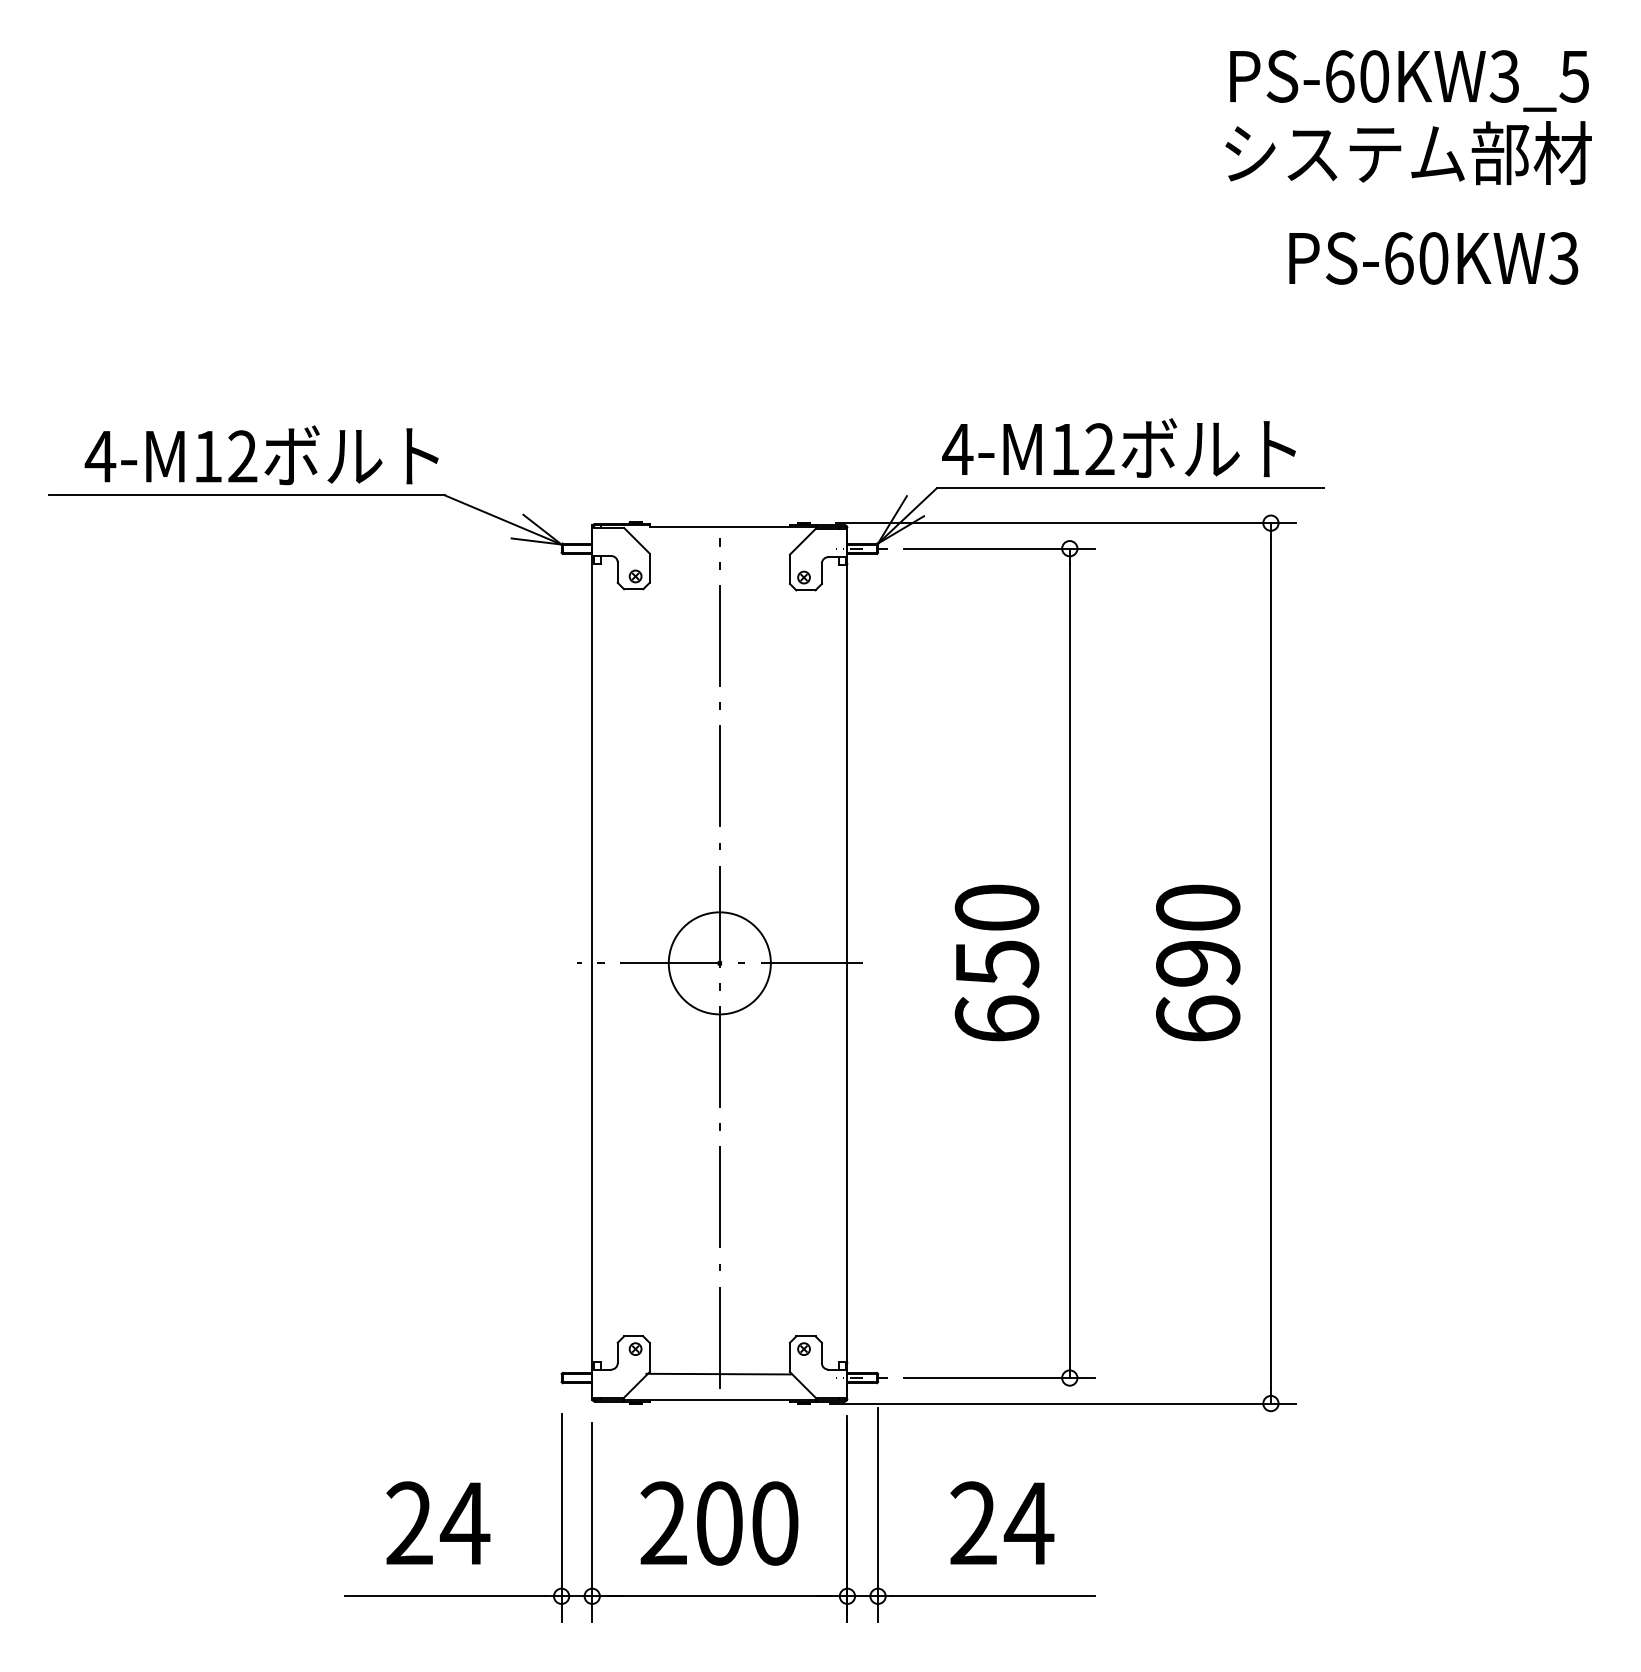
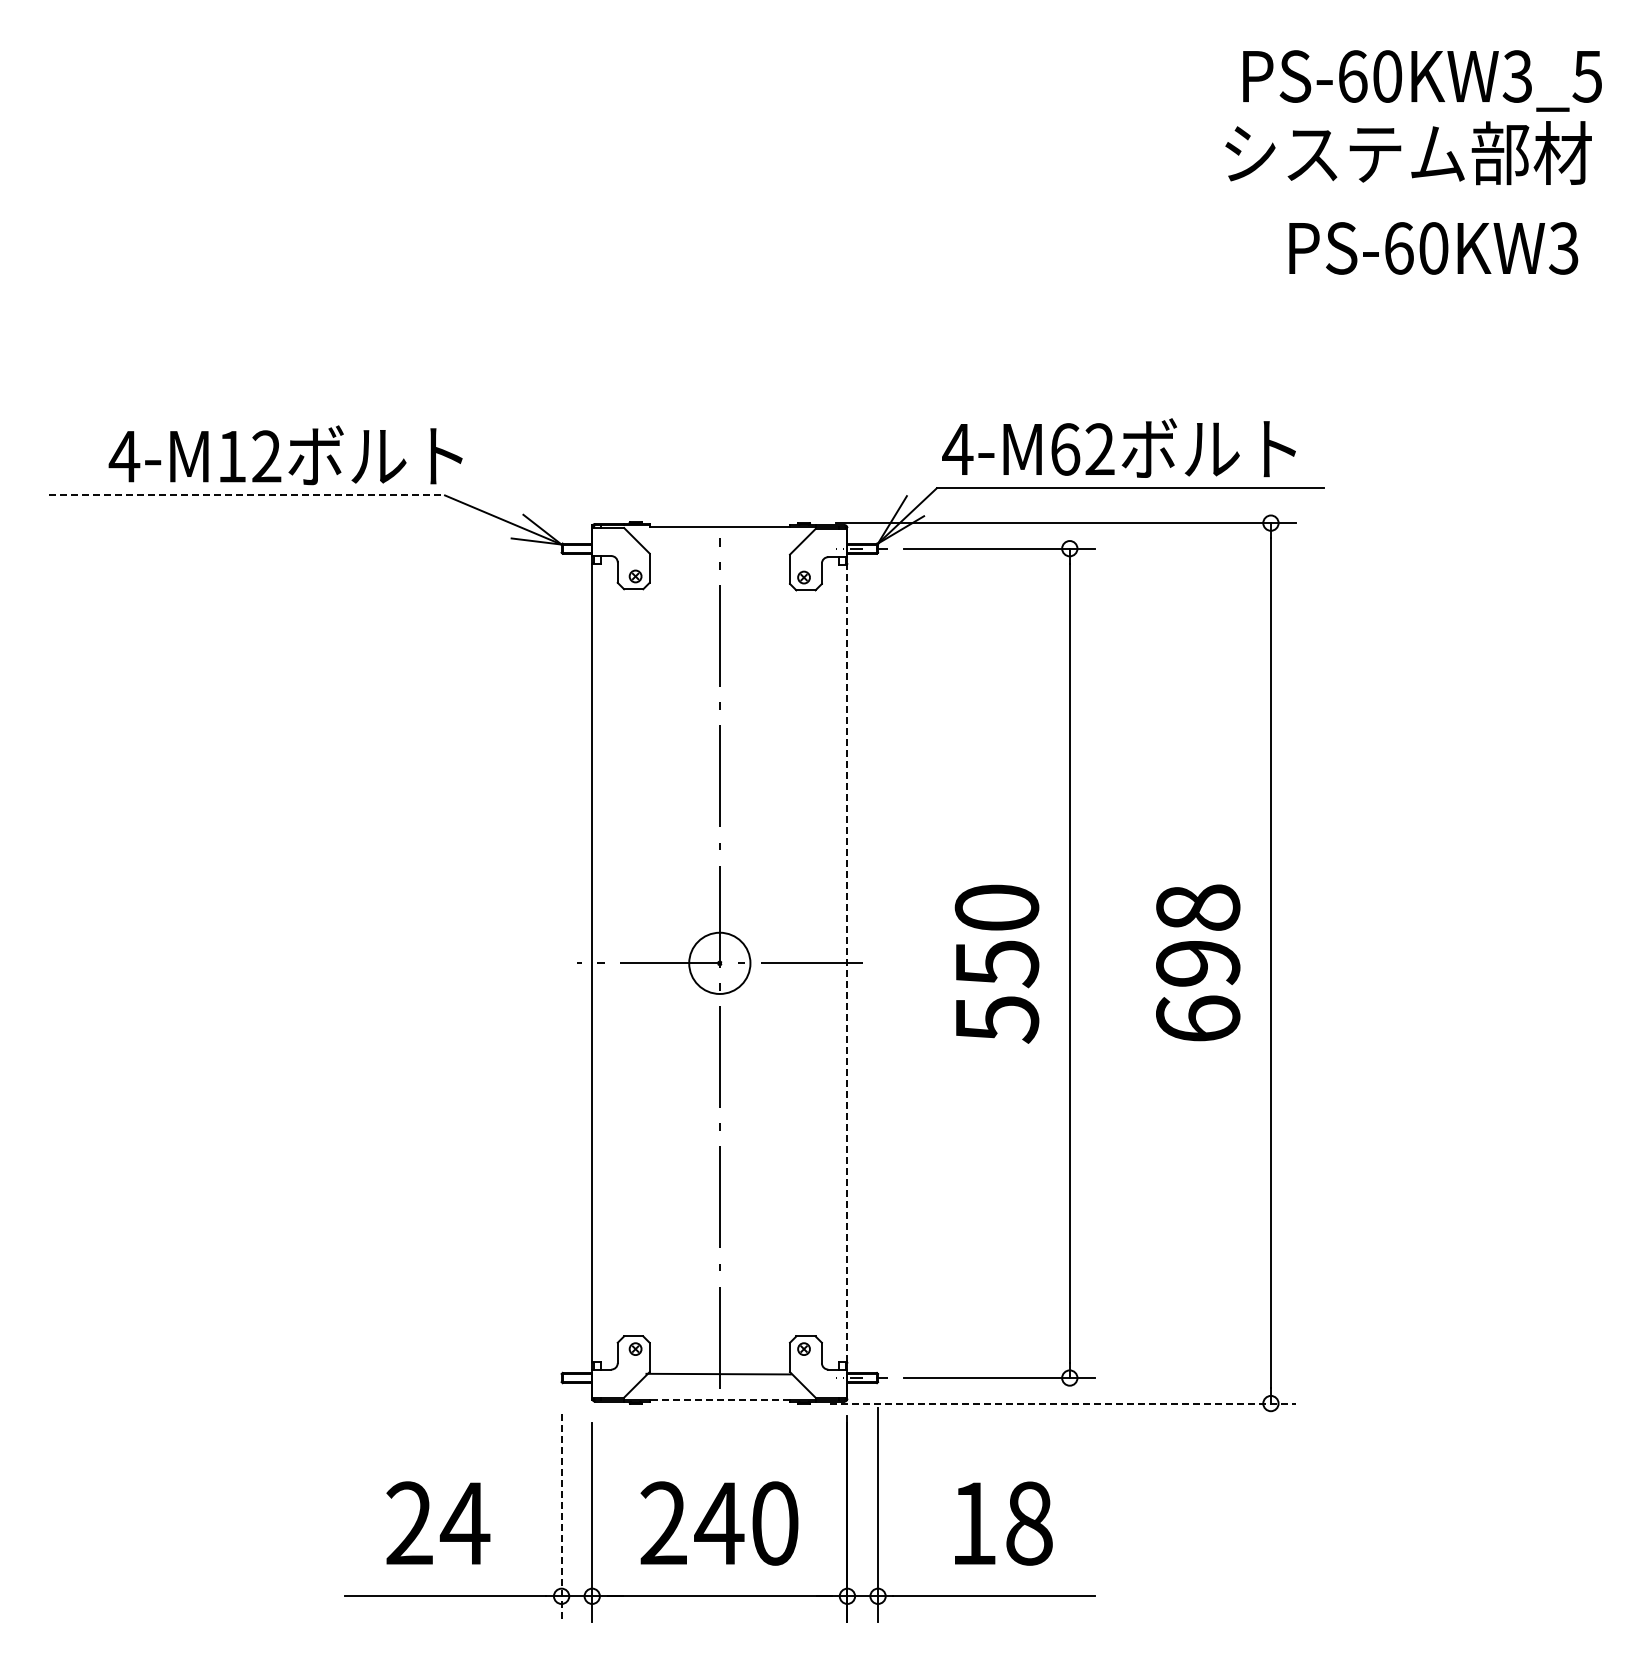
text position: (1409, 80) -> (1422, 80) (1422, 80)
text position: (1433, 258) -> (1433, 248) (1433, 248)
text: 4-M12 -> 4-M62 (1065, 449)
text position: (261, 455) -> (285, 455) (285, 455)
line: solid -> dashed (247, 495)
text: 690 -> 698 (1198, 907)
circle diameter: 102 px -> 61 px (719, 962)
line: solid -> dashed (847, 963)
text: 650 -> 550 (996, 1019)
line: solid -> dashed (719, 1400)
line: solid -> dashed (1063, 1403)
line: solid -> dashed (561, 1517)
text: 200 -> 240 (719, 1523)
text: 24 -> 18 (1002, 1523)
